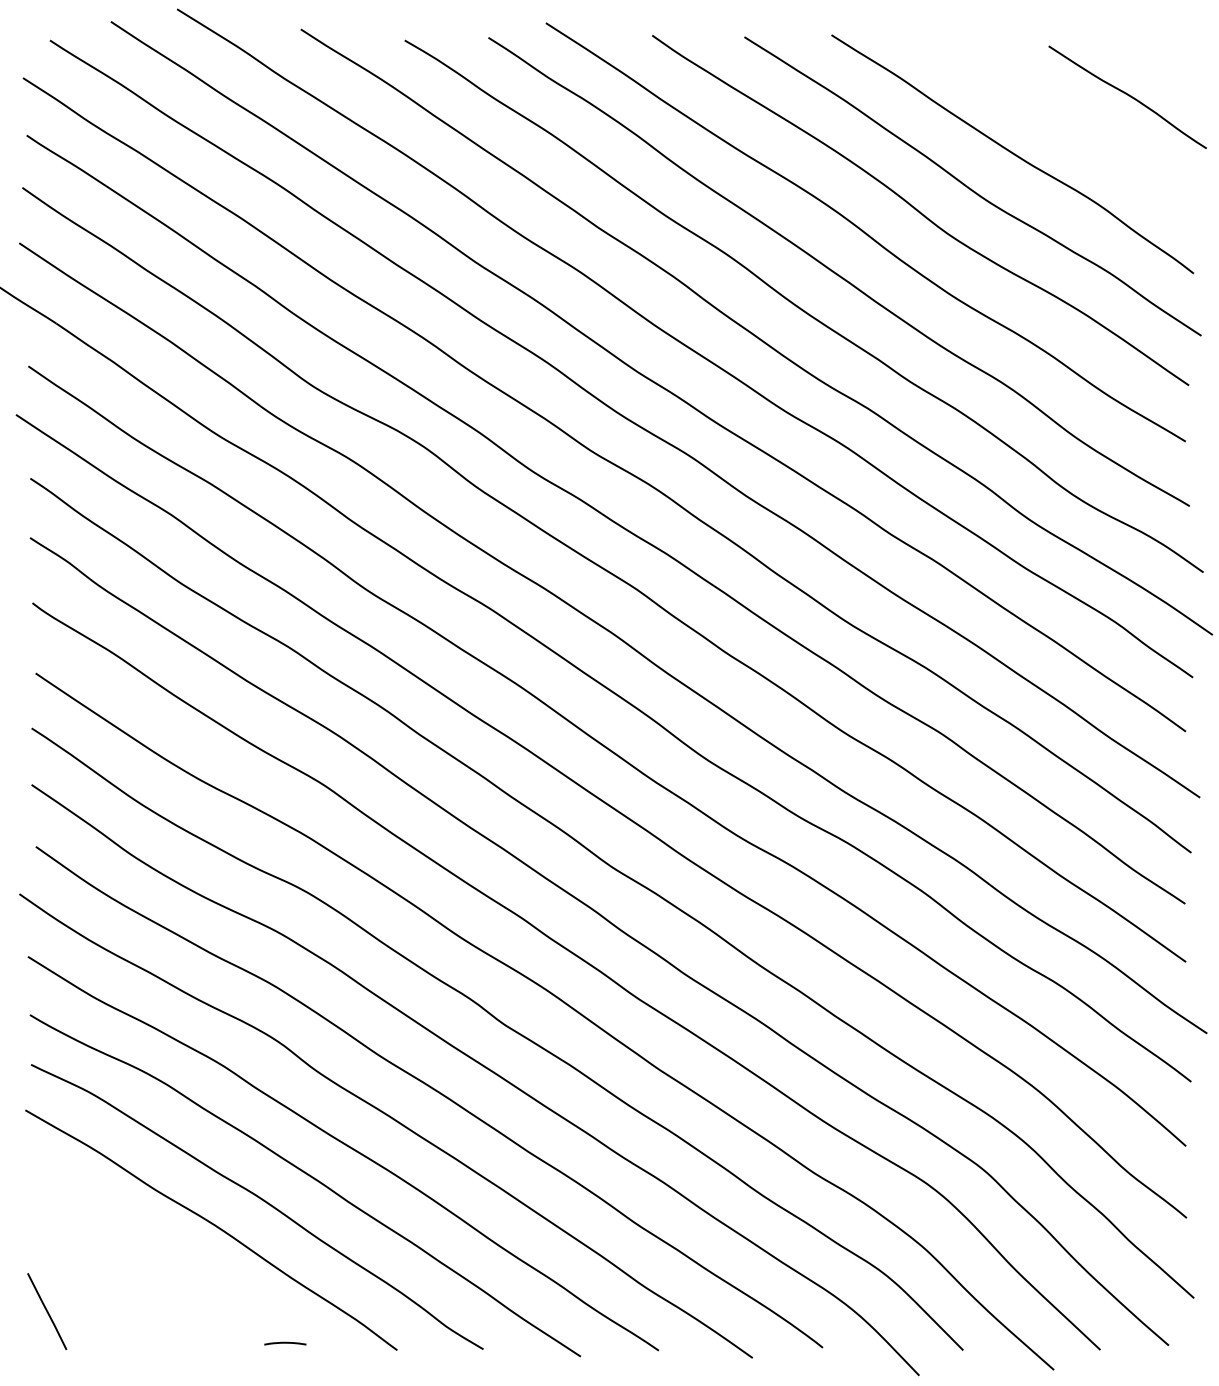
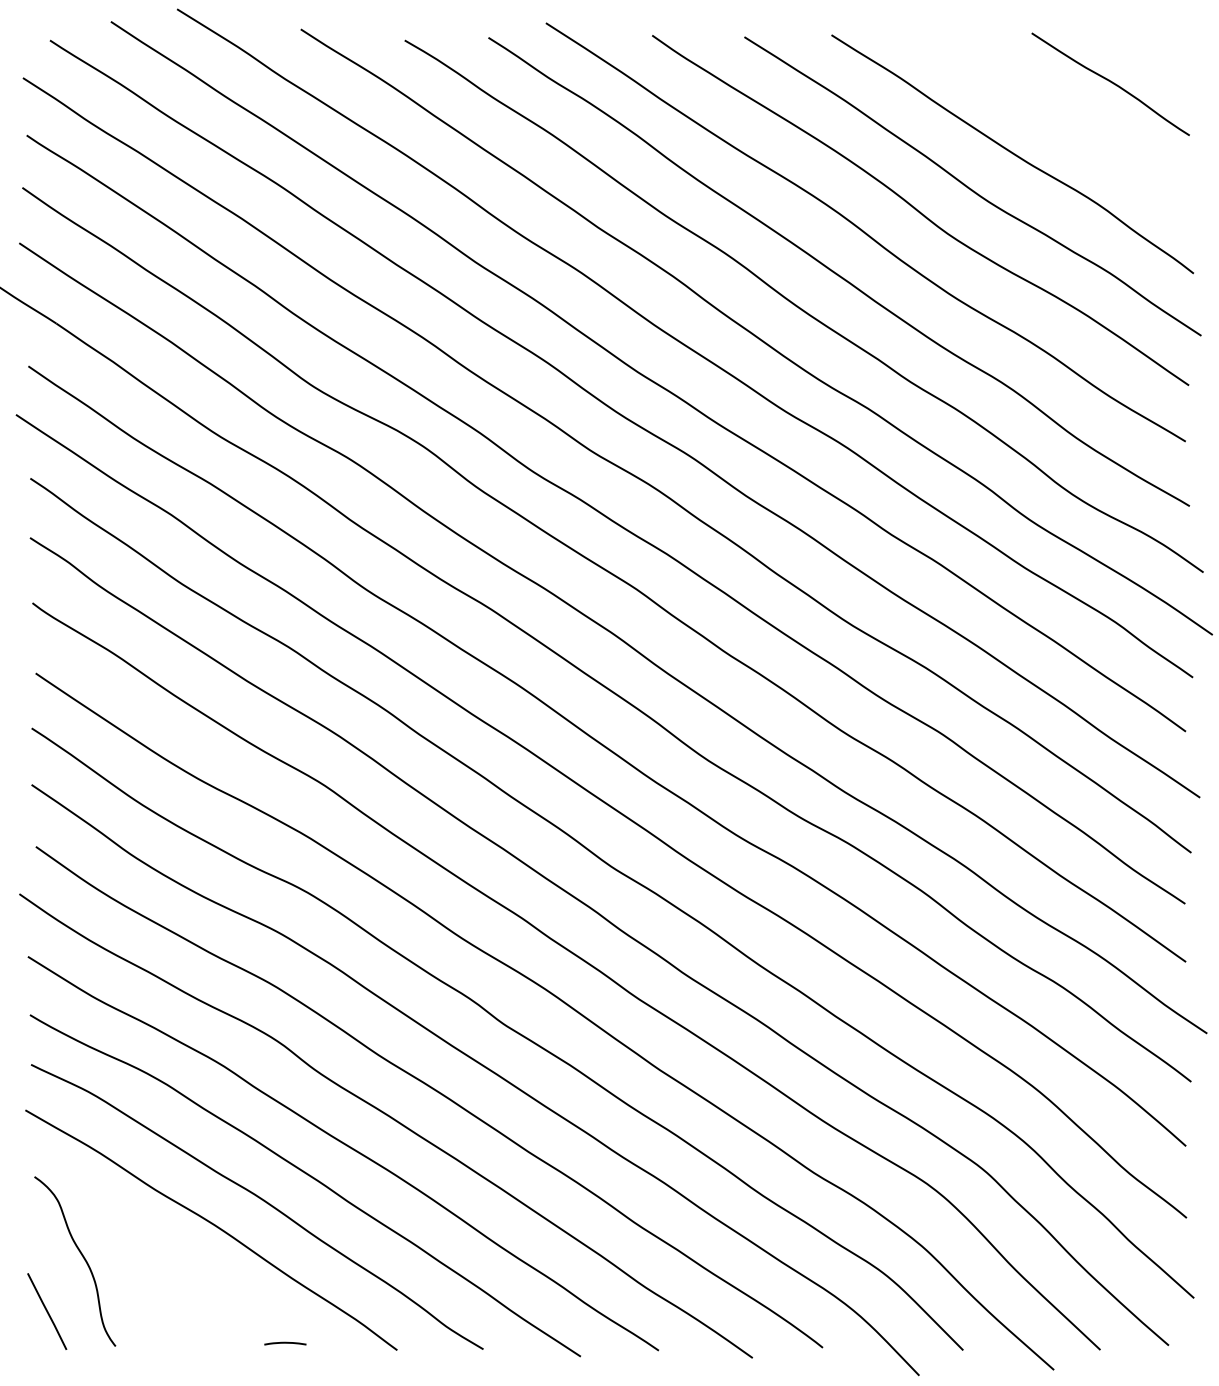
curve position: (1127, 95) -> (1110, 82) (1110, 82)
curve: none -> present (82, 1257)
